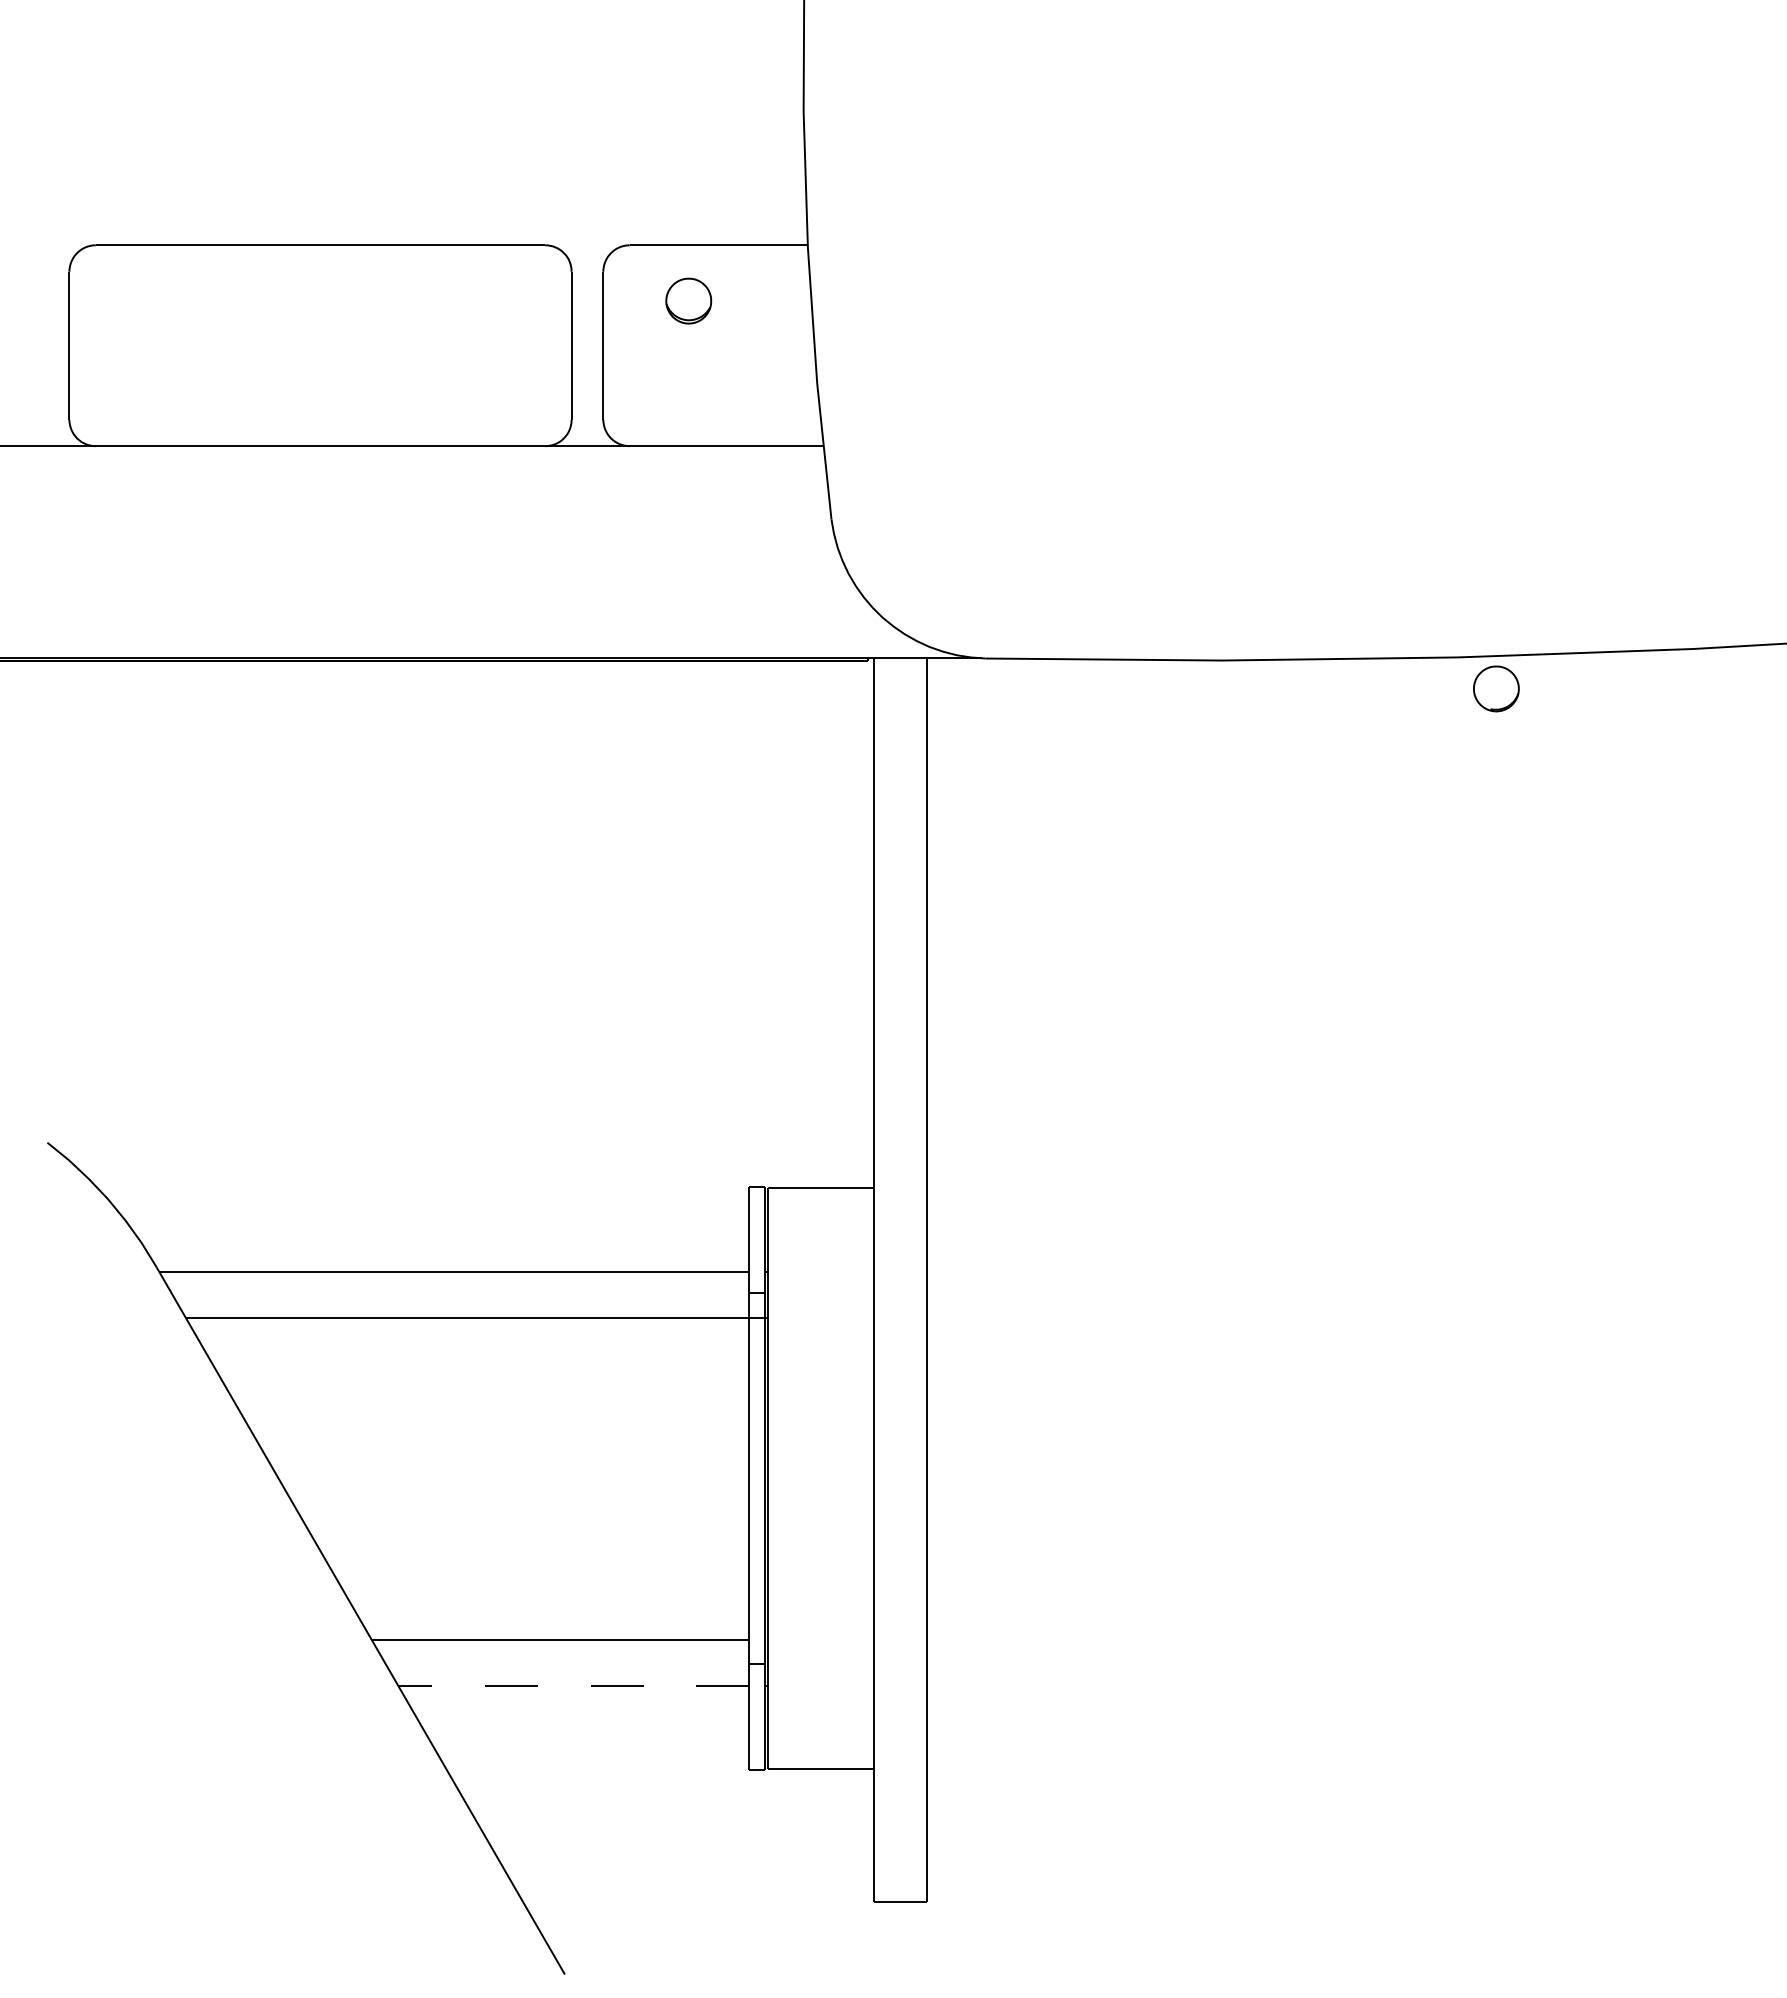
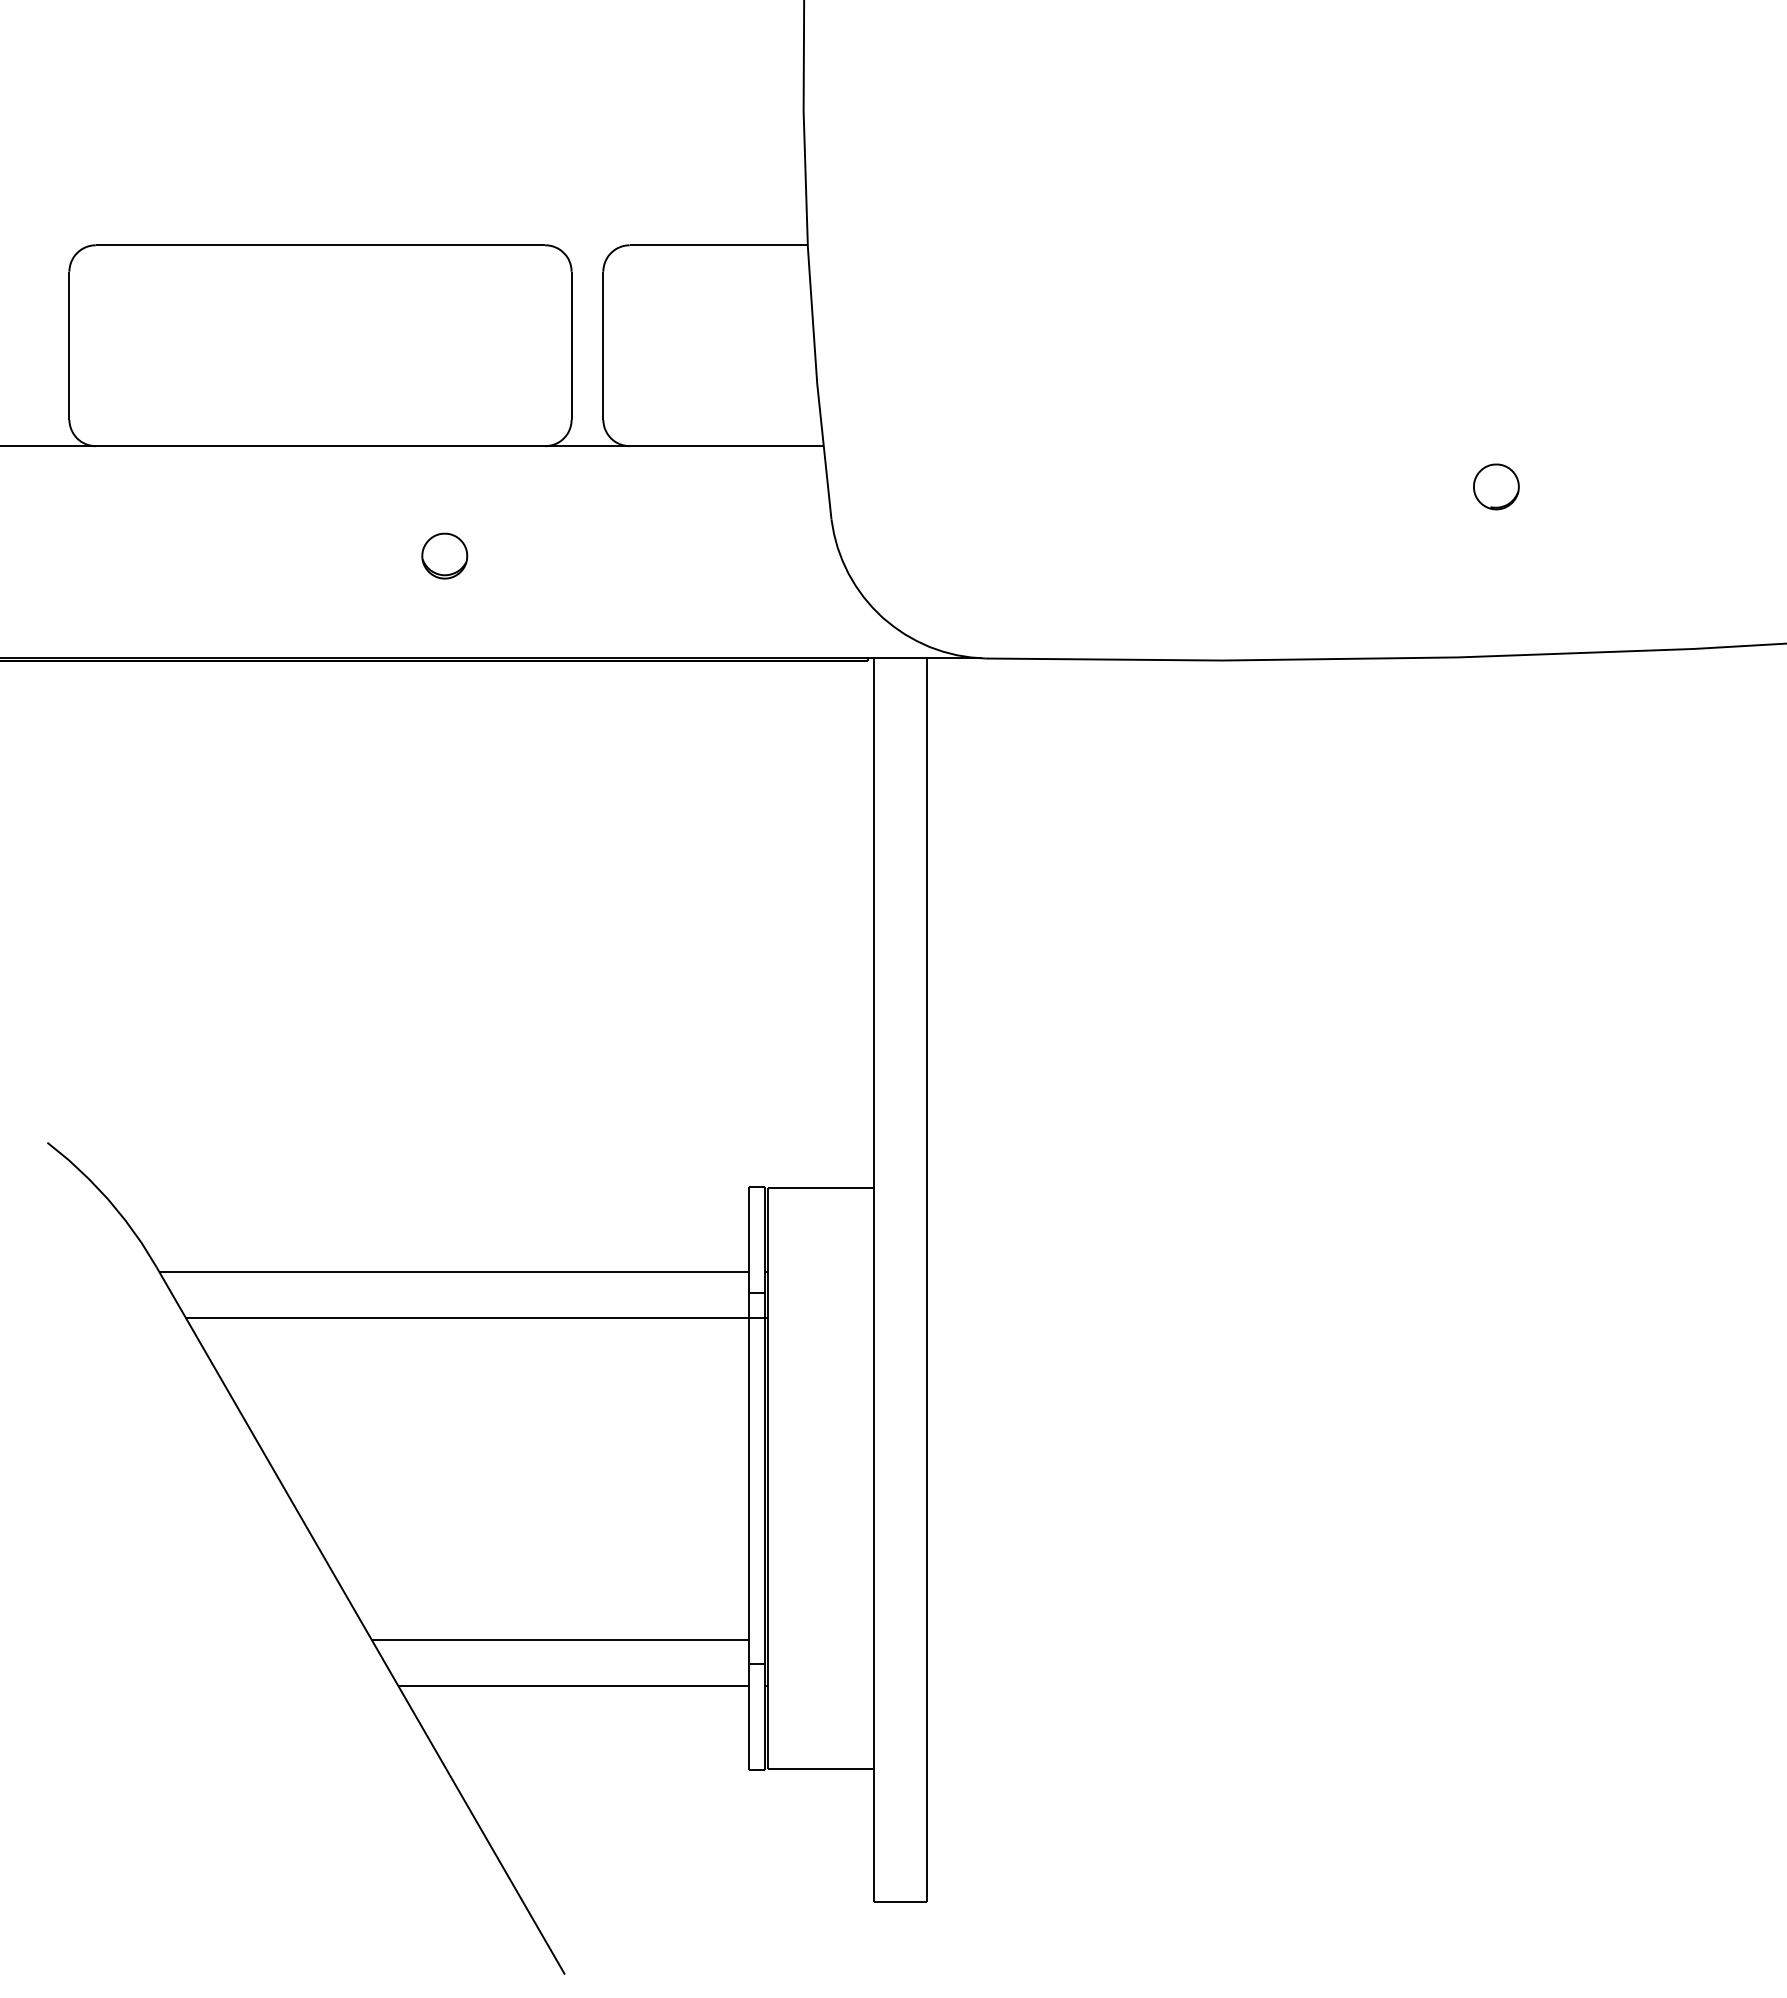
part position: (688, 300) -> (444, 555) (444, 555)
part position: (1496, 688) -> (1496, 486) (1496, 486)
line: dashed -> solid (573, 1685)
